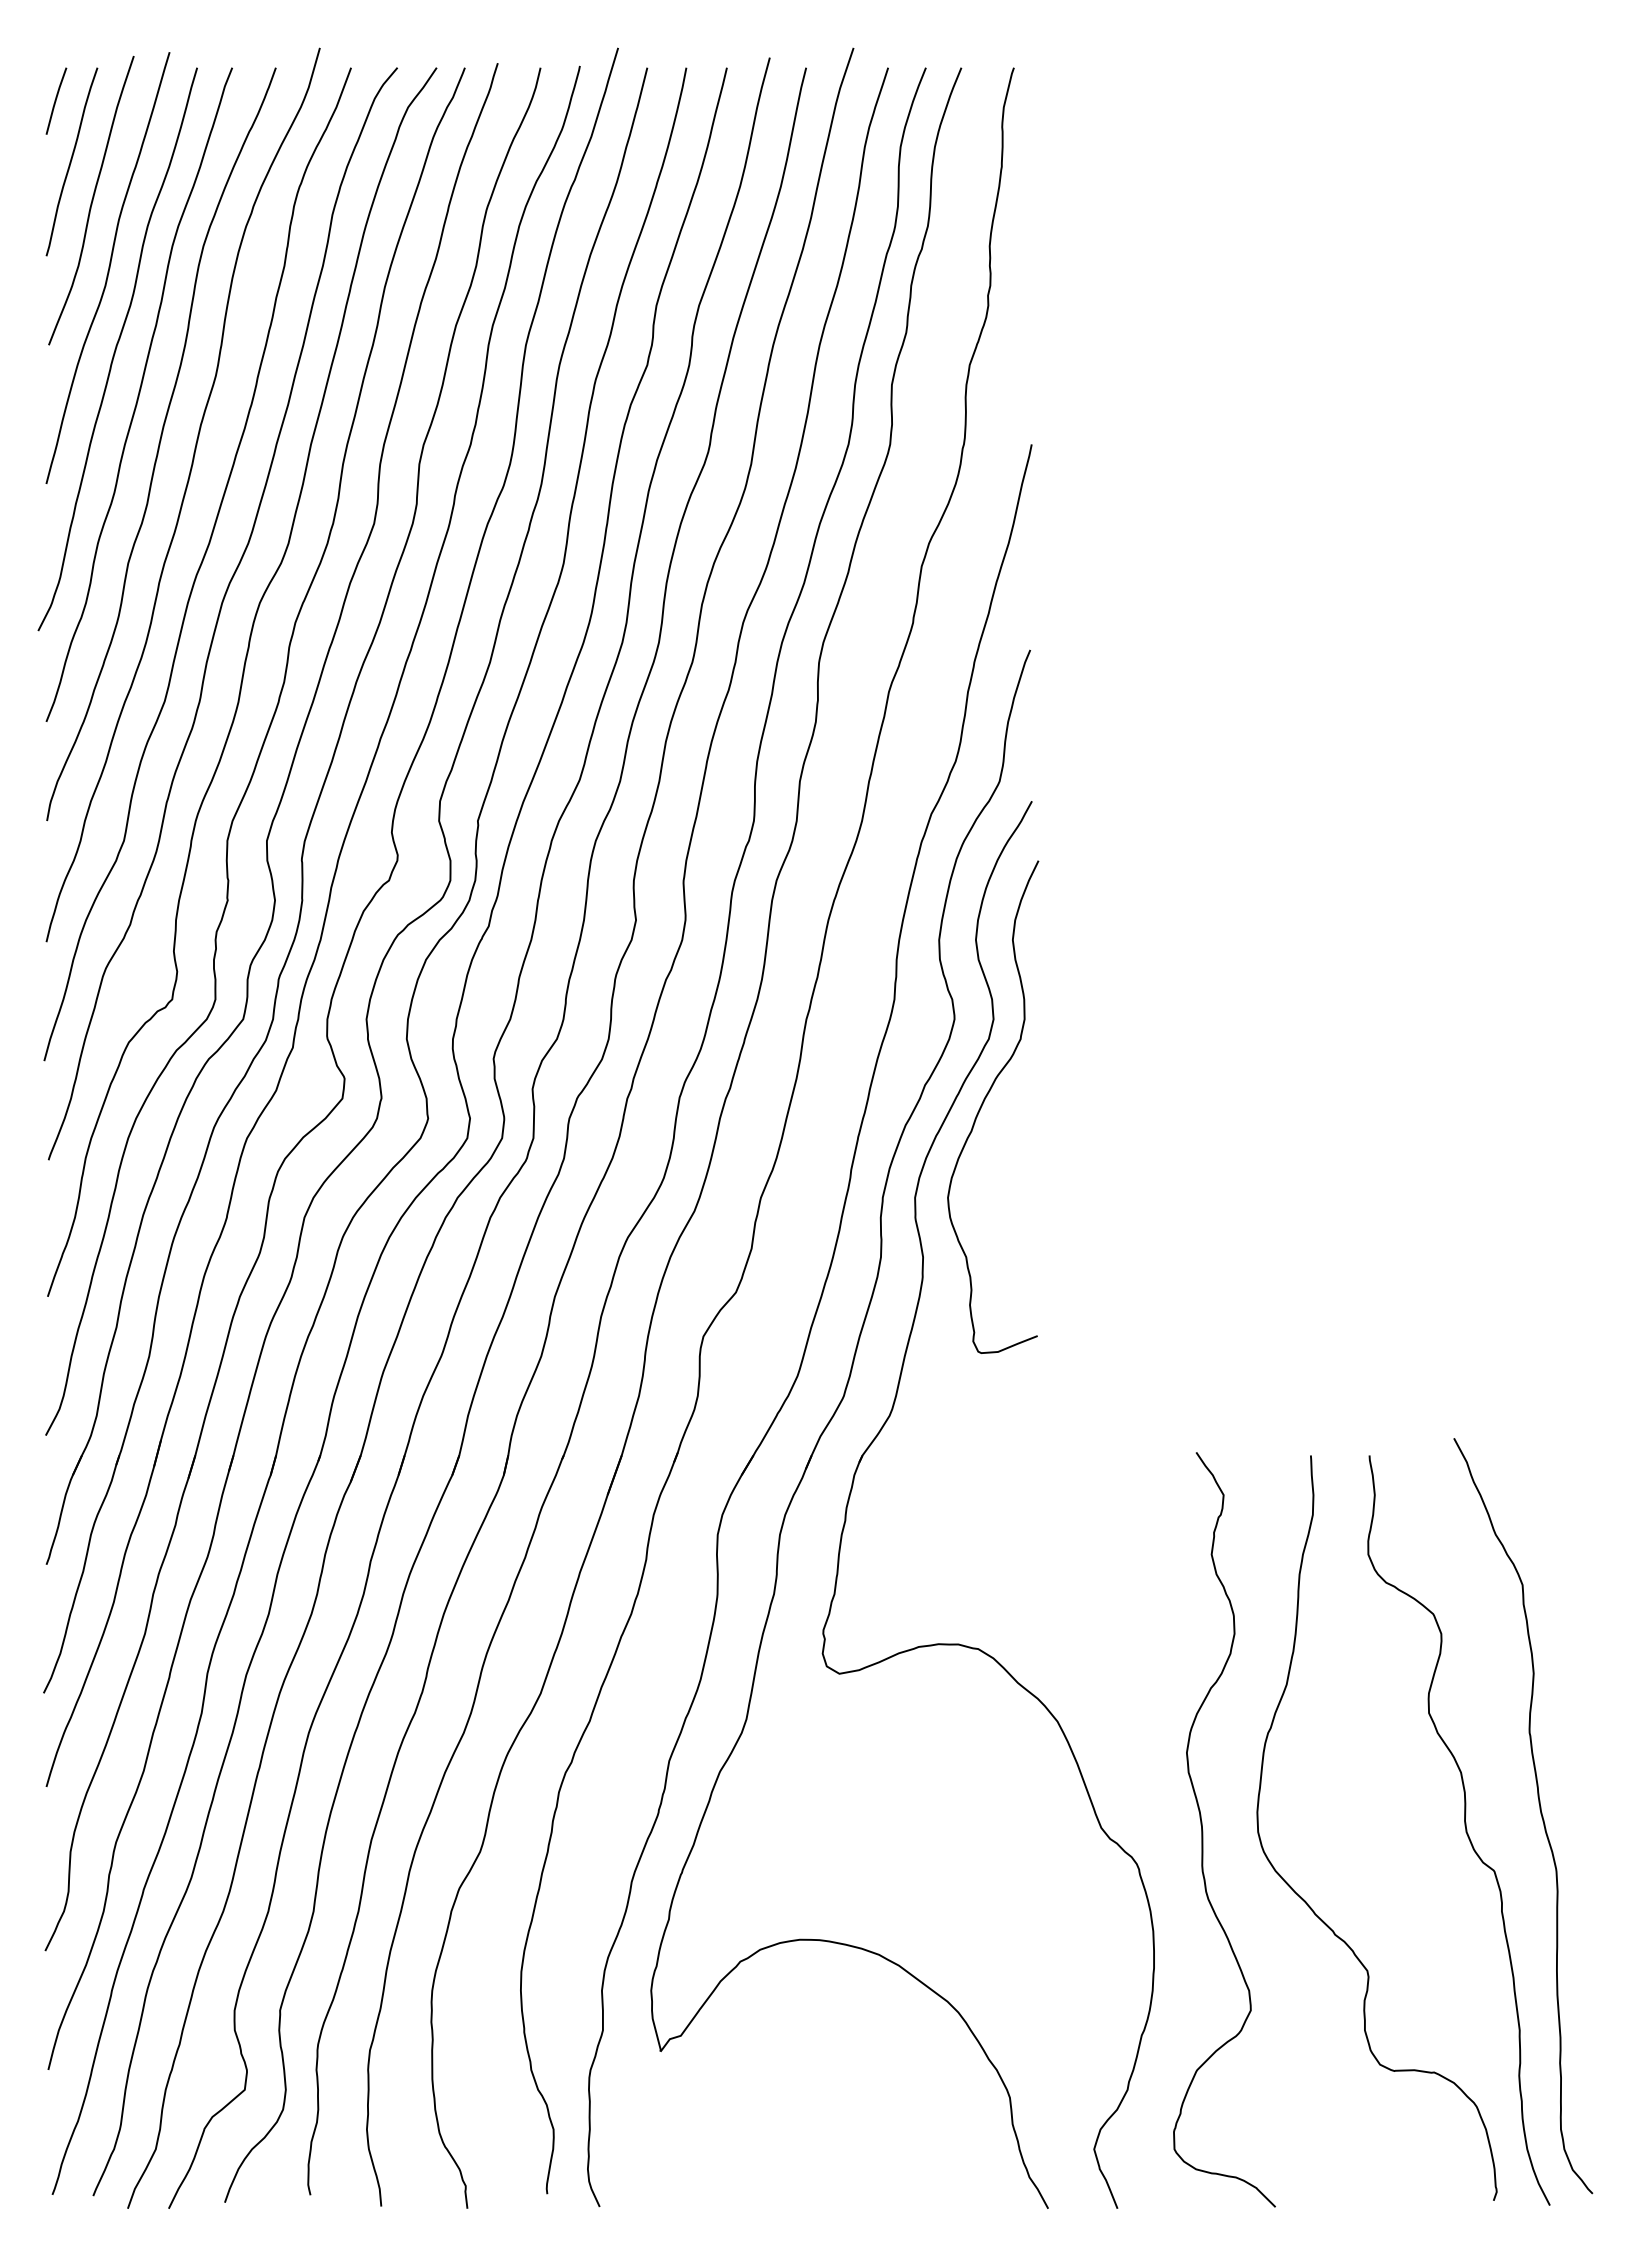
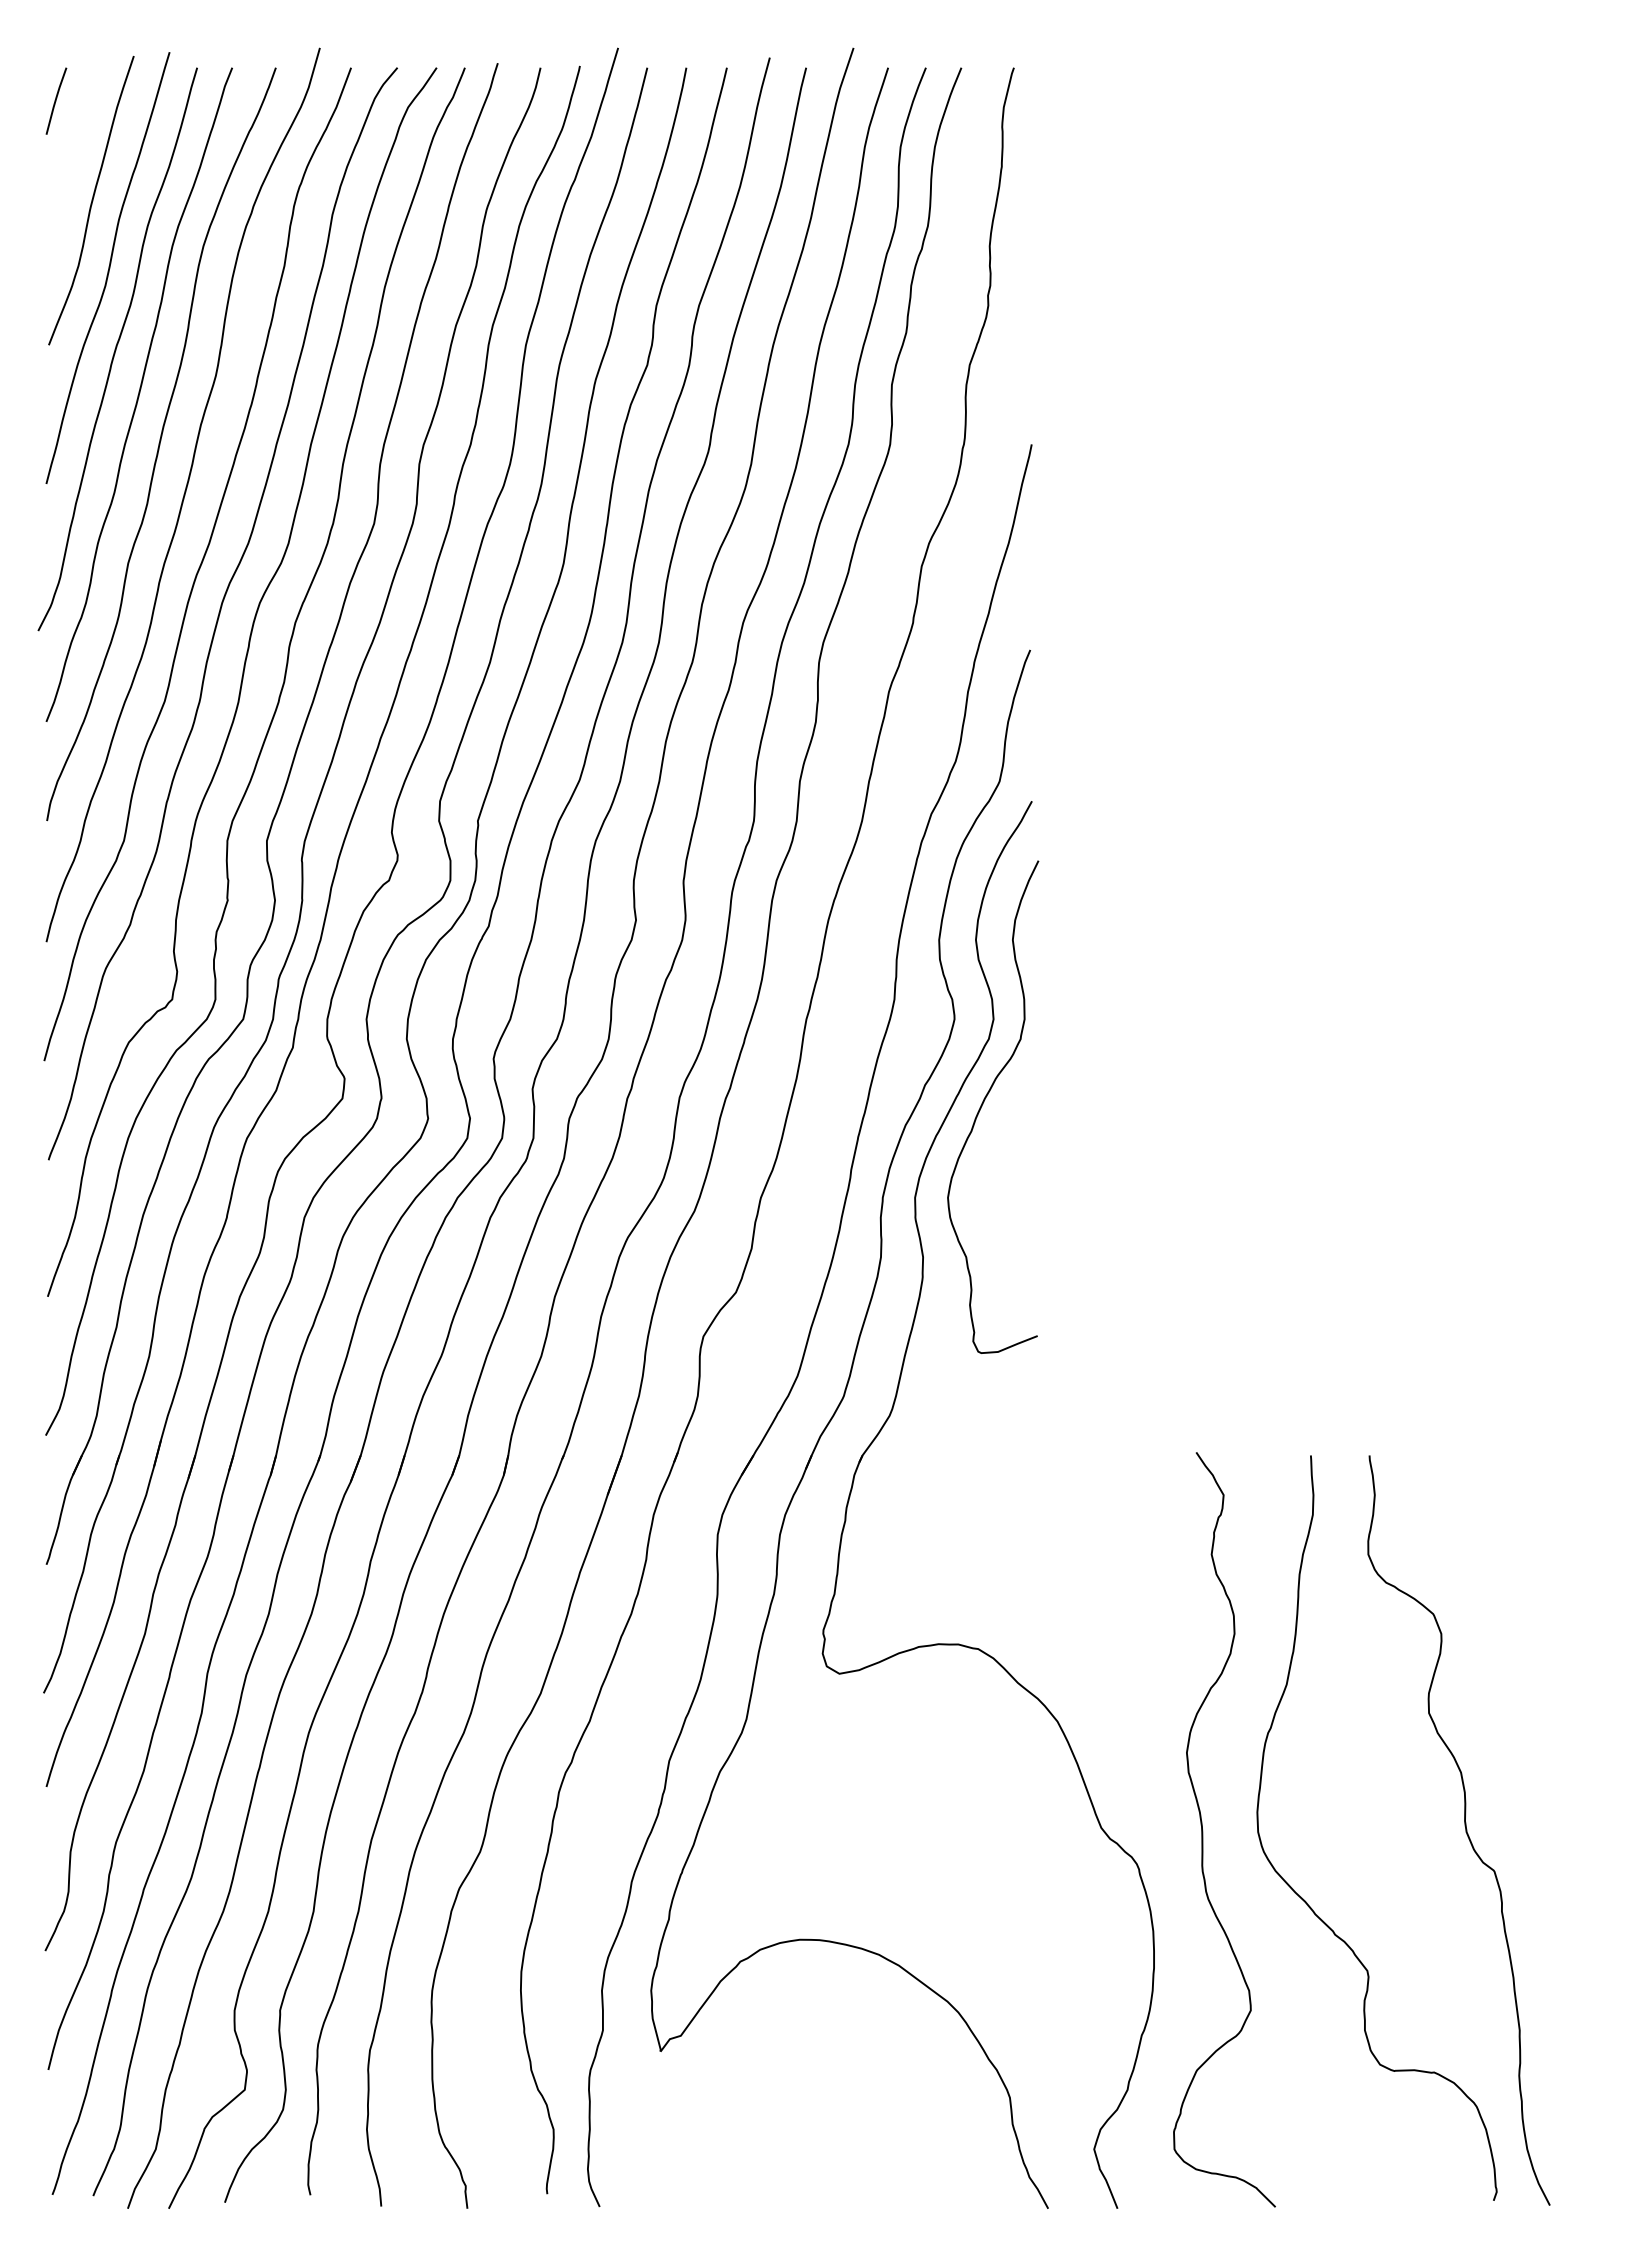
curve: present -> none (71, 161)
curve: present -> none (1540, 1814)
